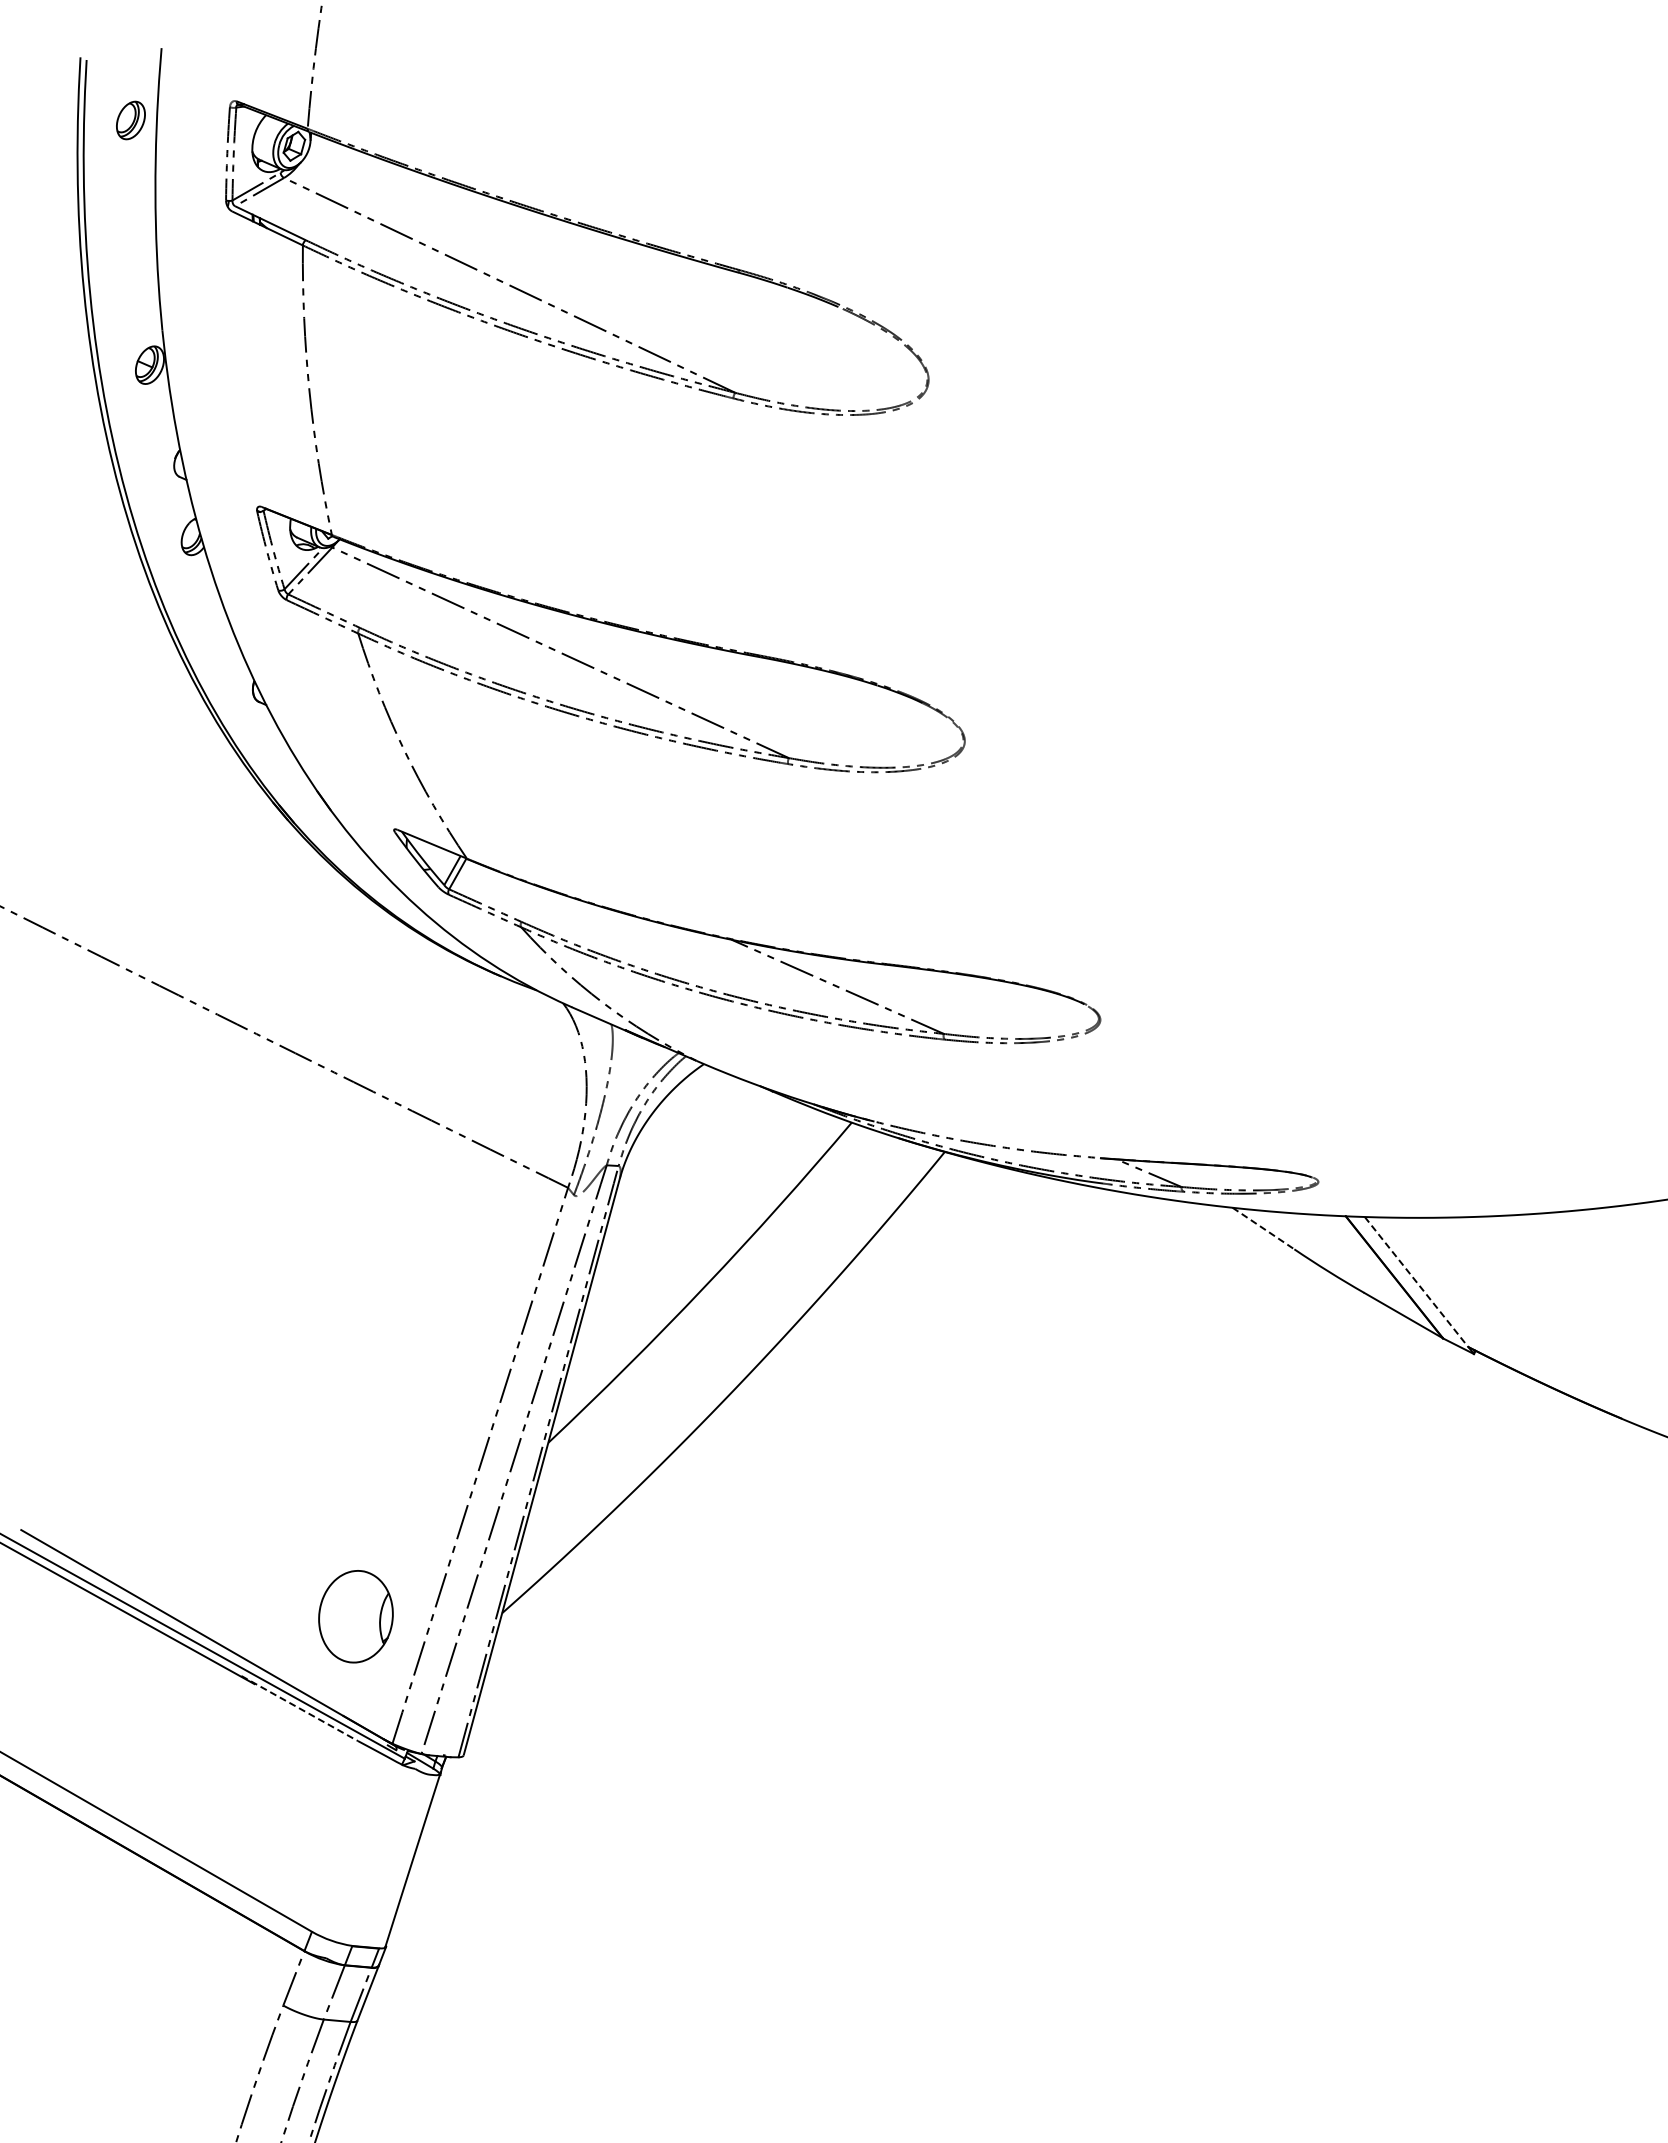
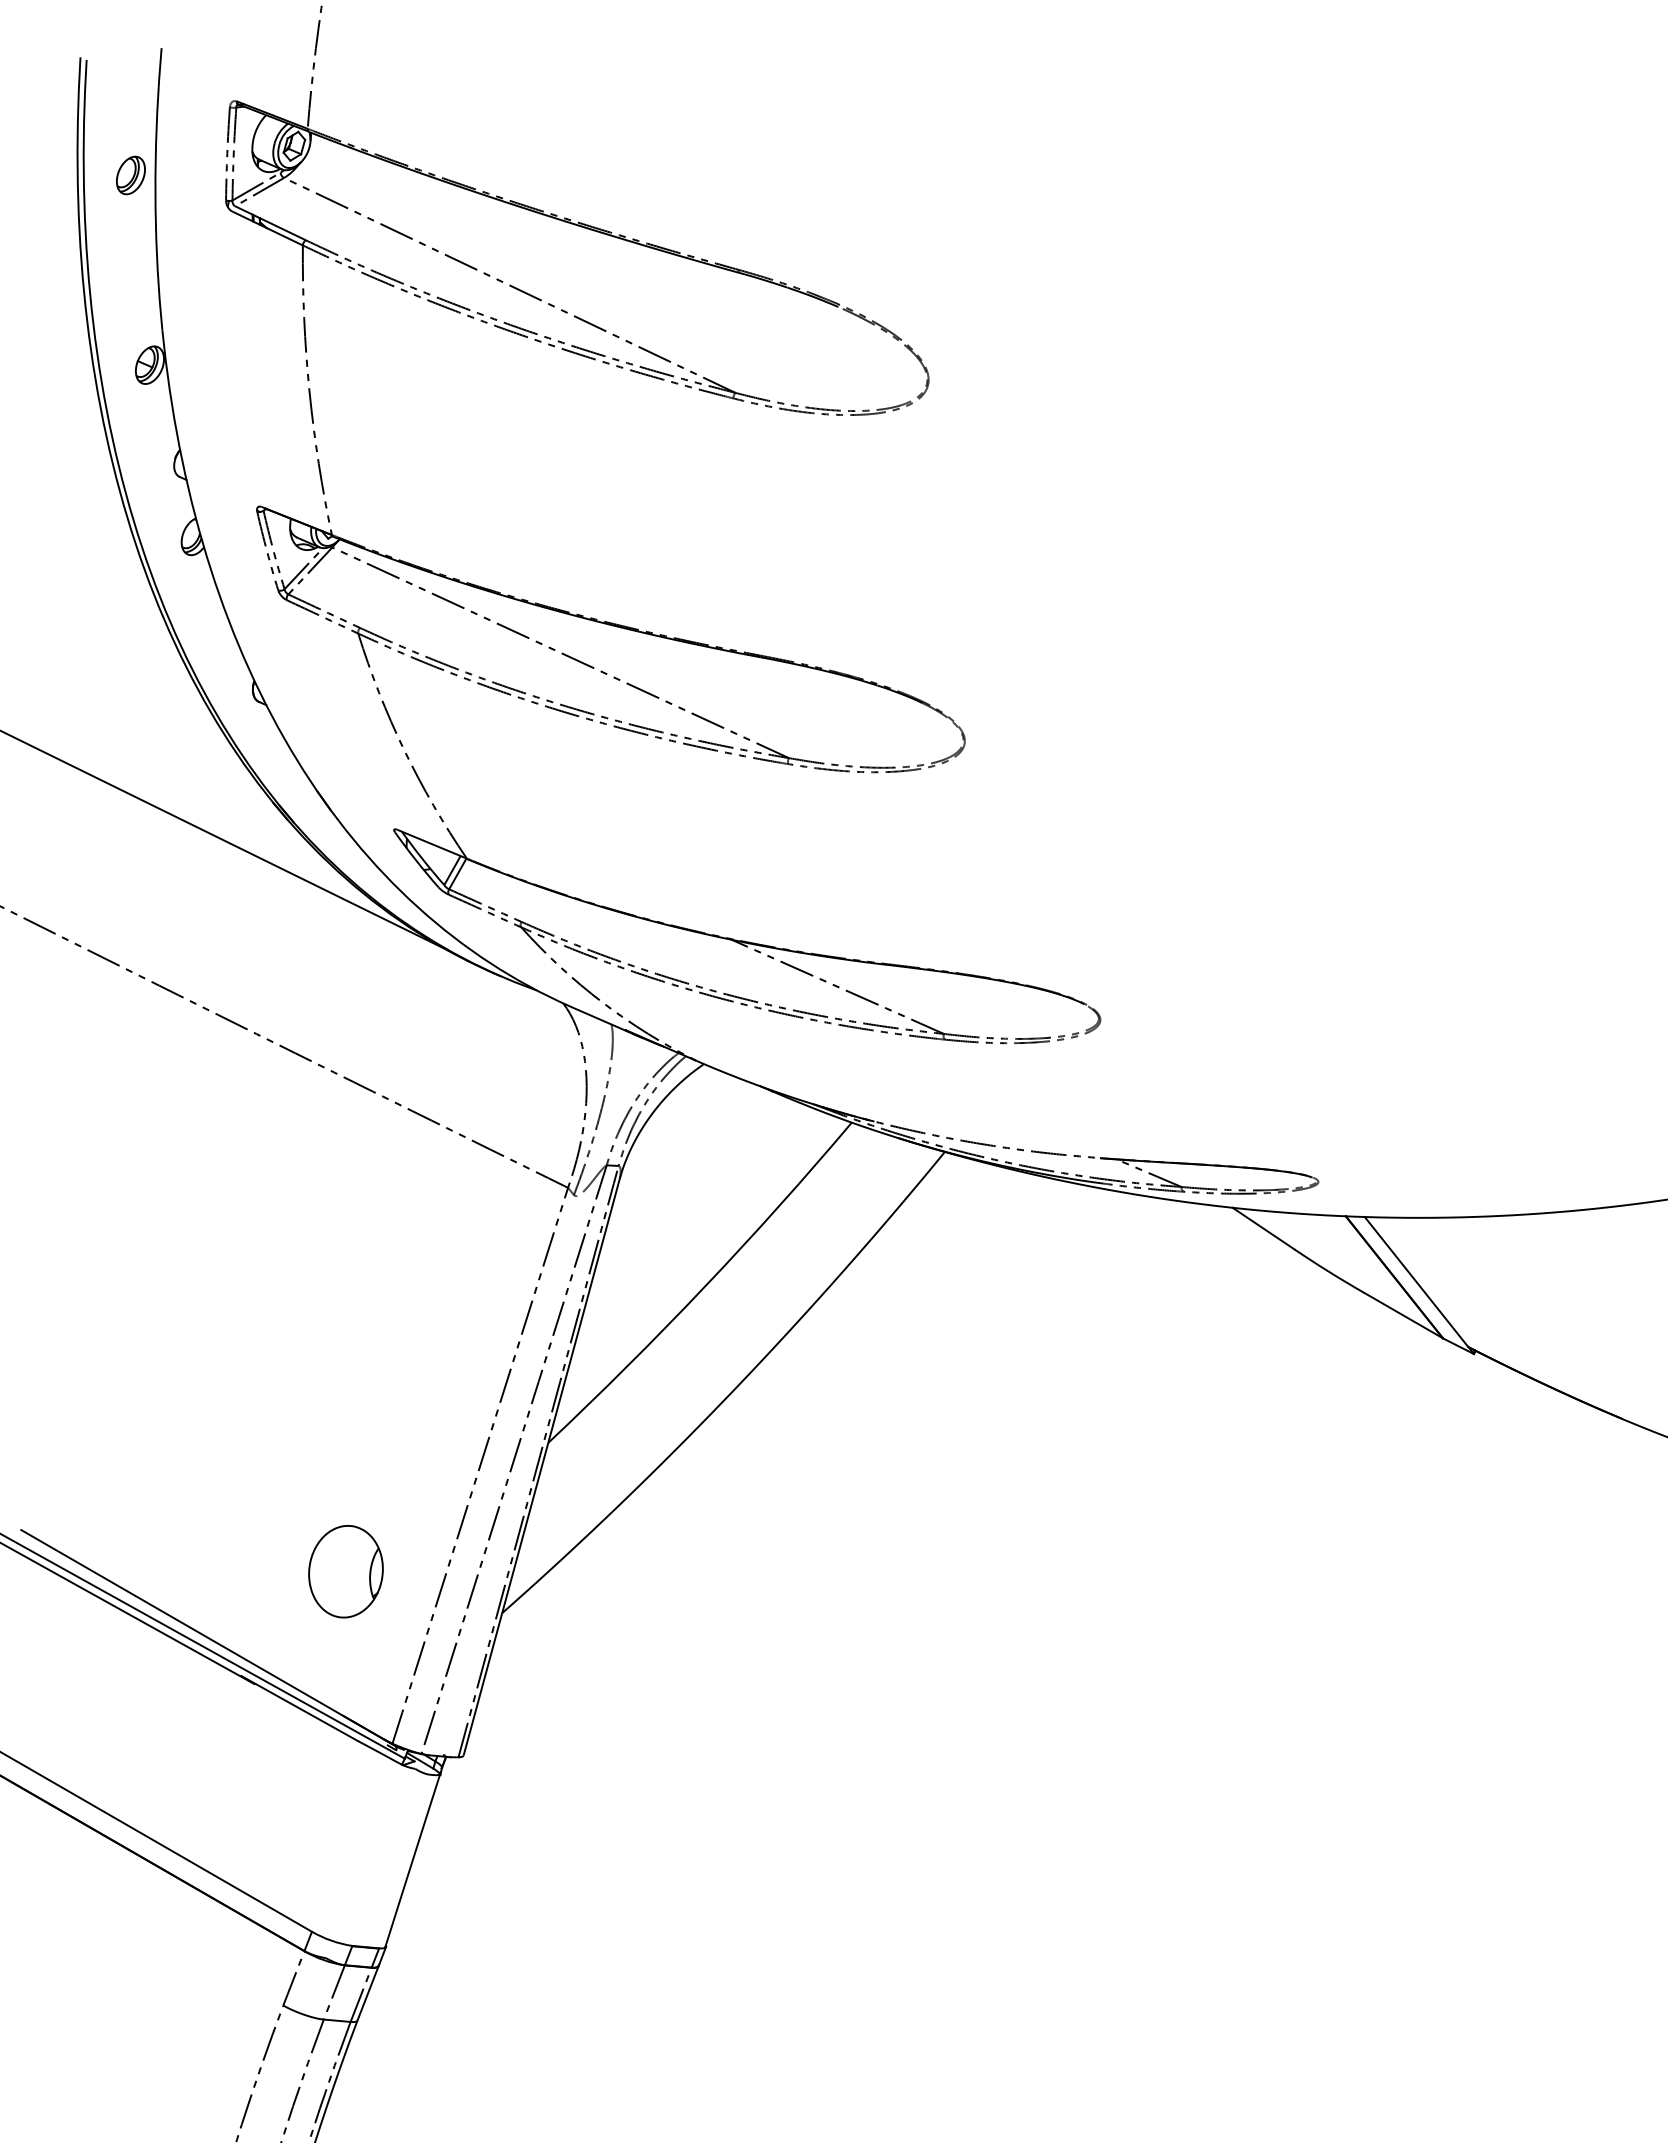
part position: (130, 120) -> (130, 175) (130, 175)
line: none -> present (222, 839)
line: dashed -> solid (1263, 1228)
line: dashed -> solid (1416, 1282)
part position: (355, 1616) -> (345, 1571) (345, 1571)
line: dashed -> solid (299, 1708)
